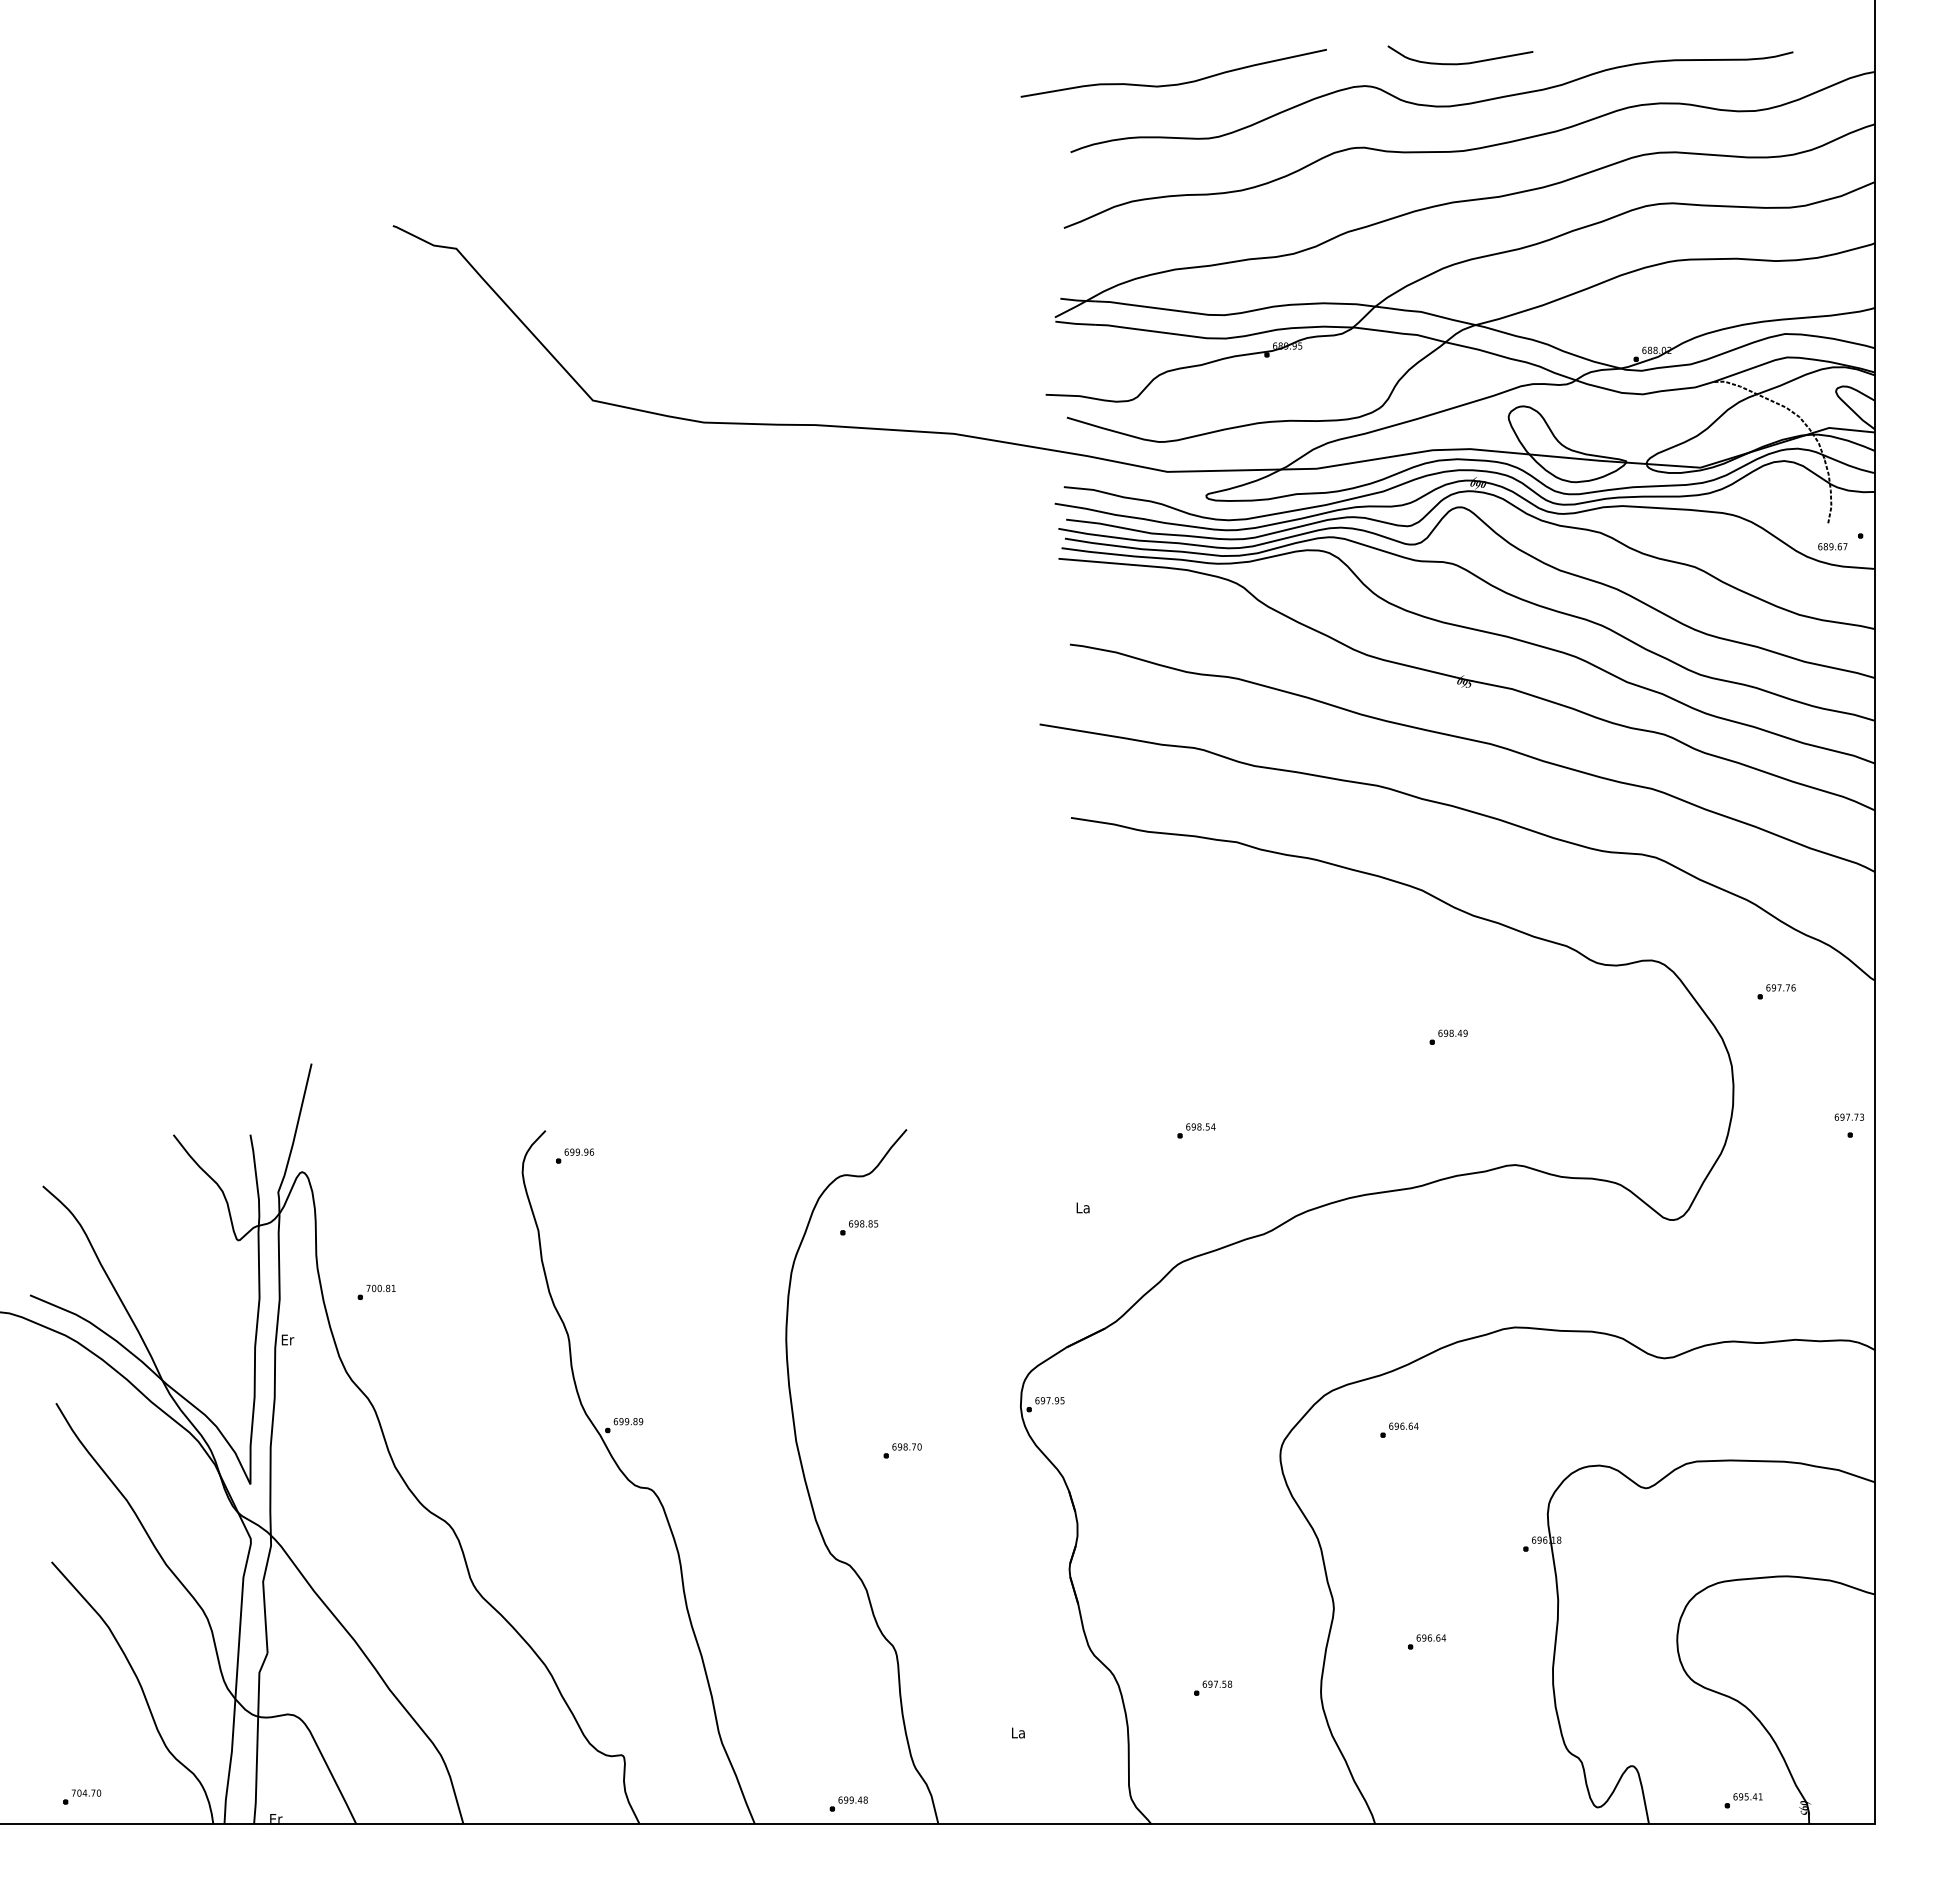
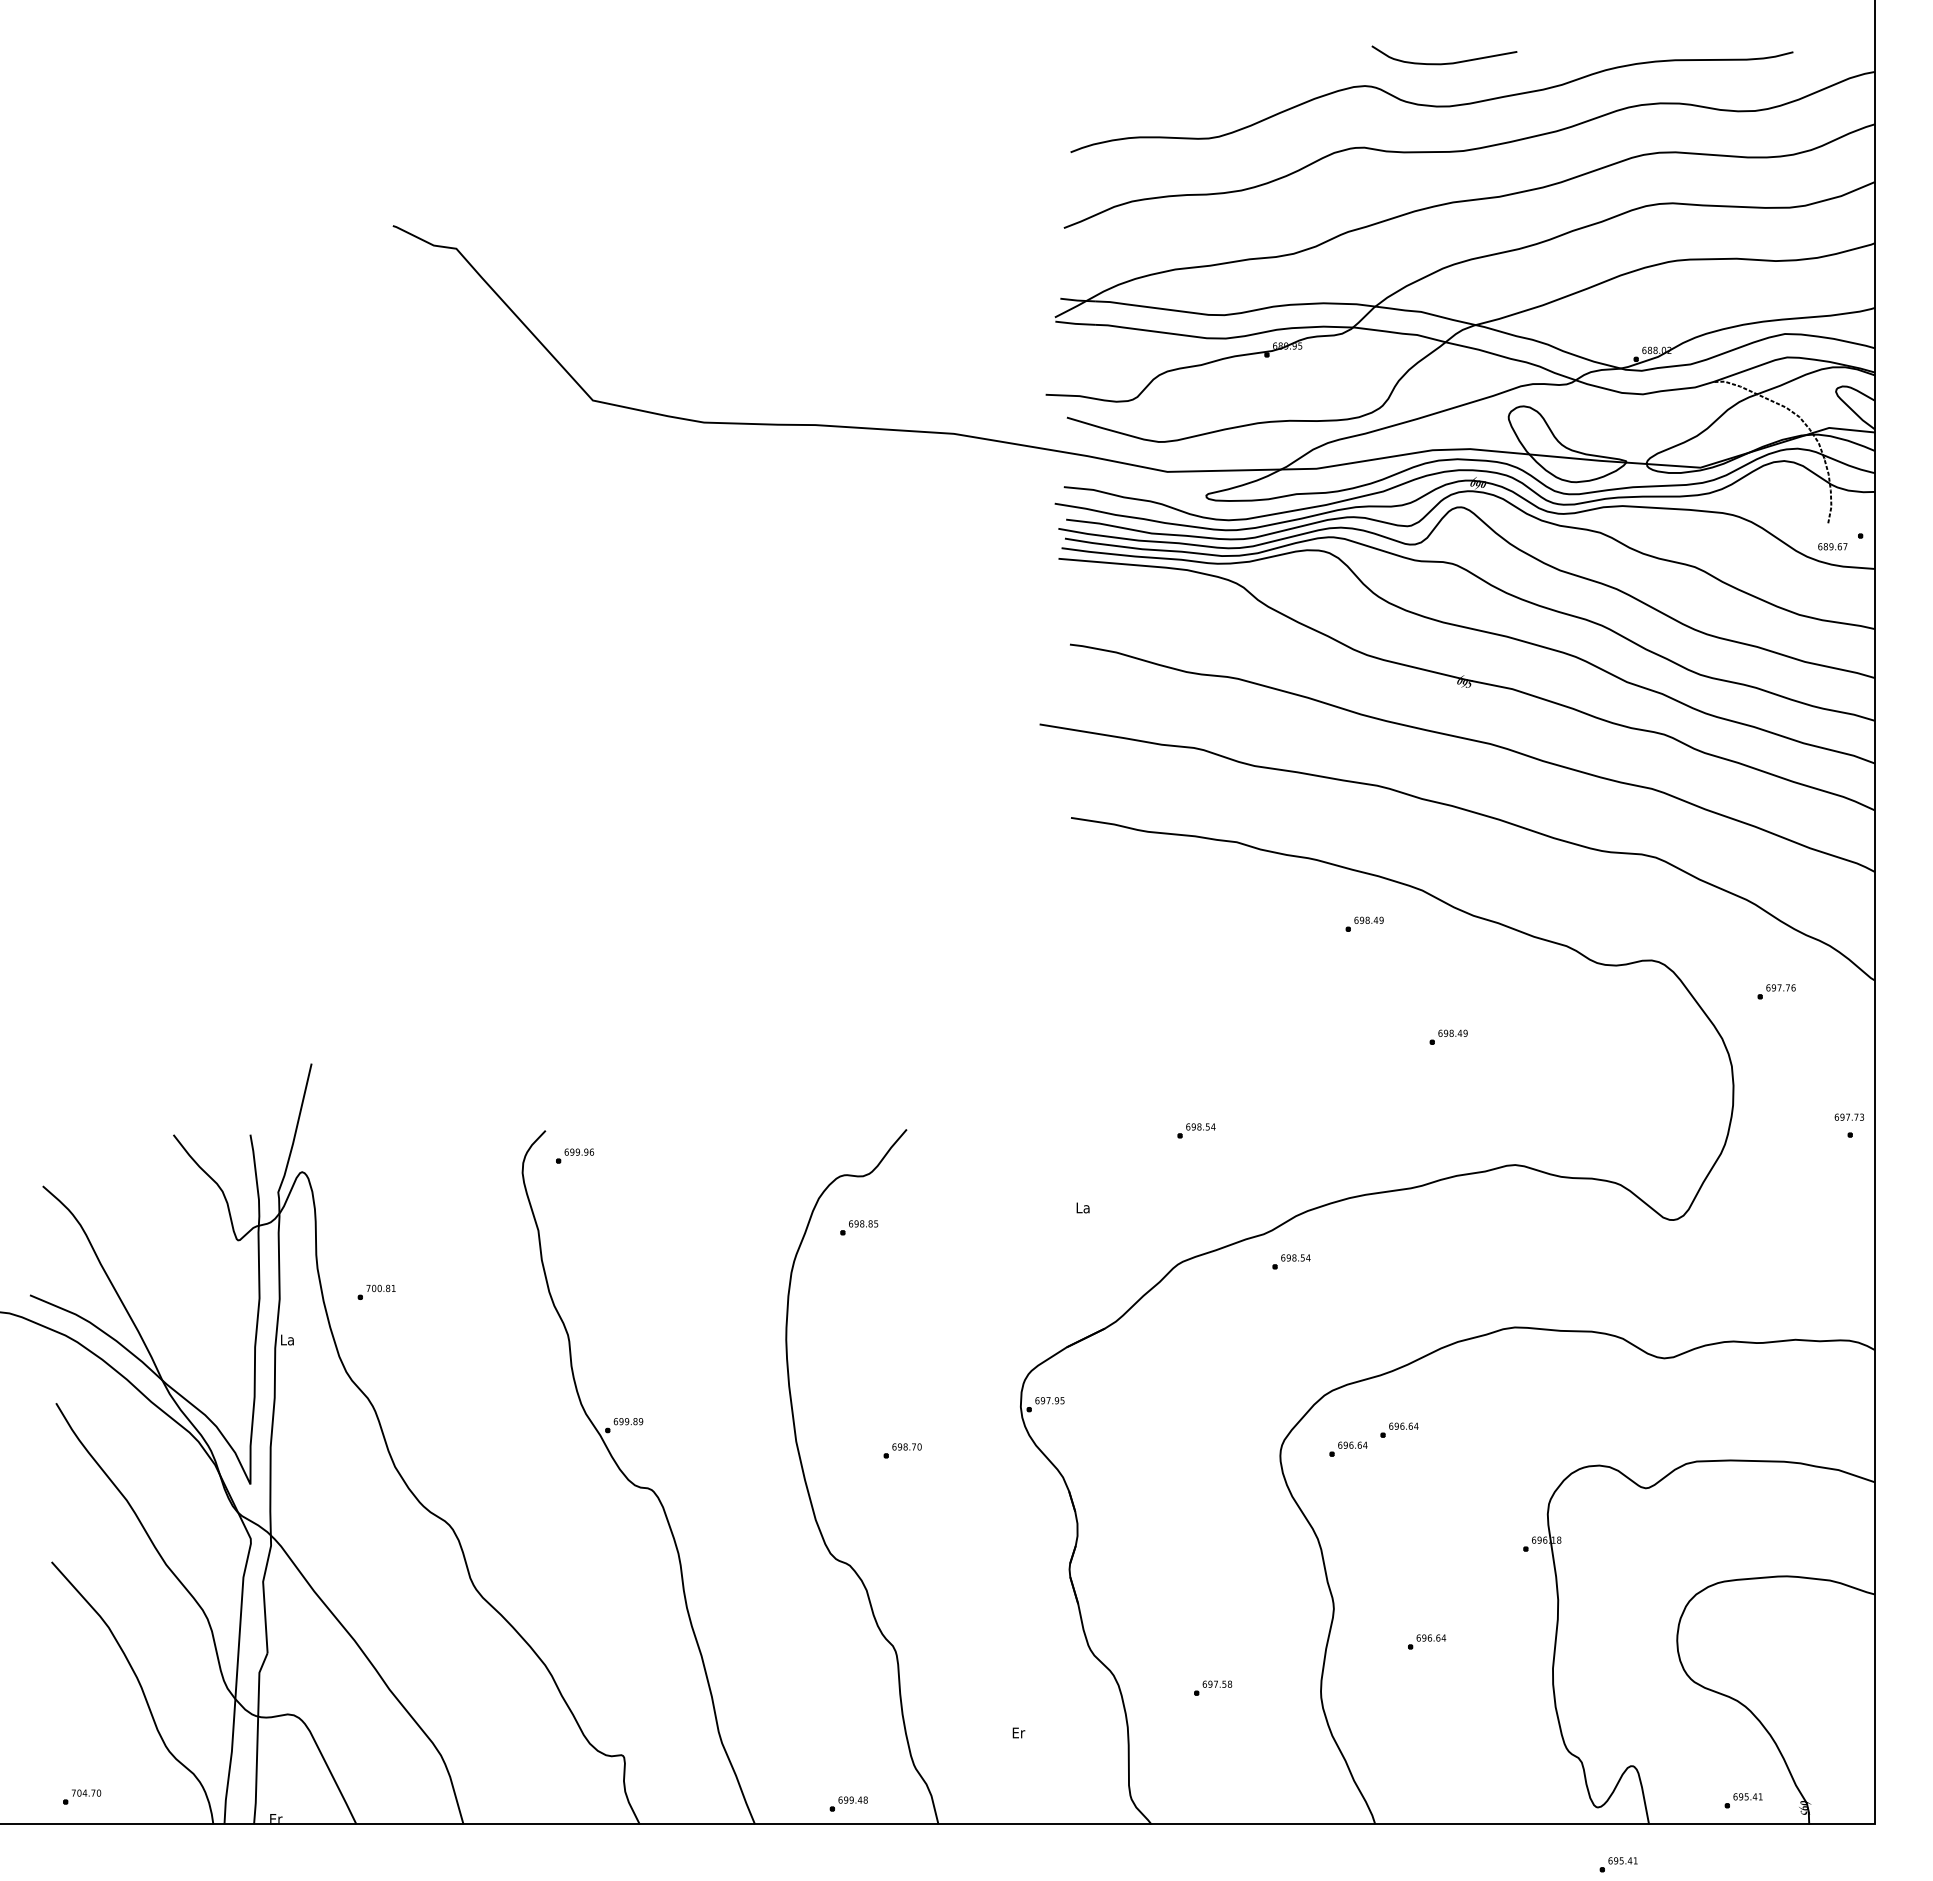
curve position: (1463, 62) -> (1447, 62) (1447, 62)
curve: present -> none (1176, 83)
part: none -> present (1364, 923)
part: none -> present (1291, 1261)
text: Er -> La (287, 1339)
part: none -> present (1348, 1448)
text: La -> Er (1018, 1732)
part: none -> present (1618, 1864)
